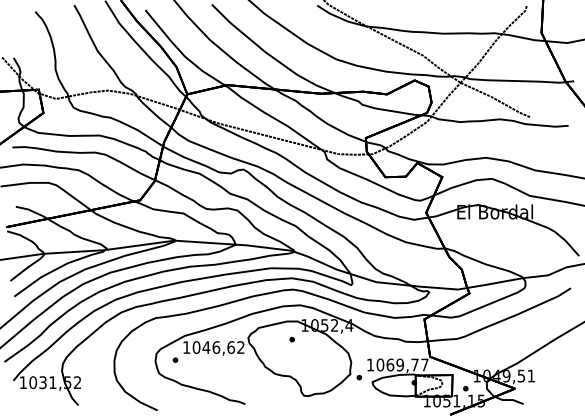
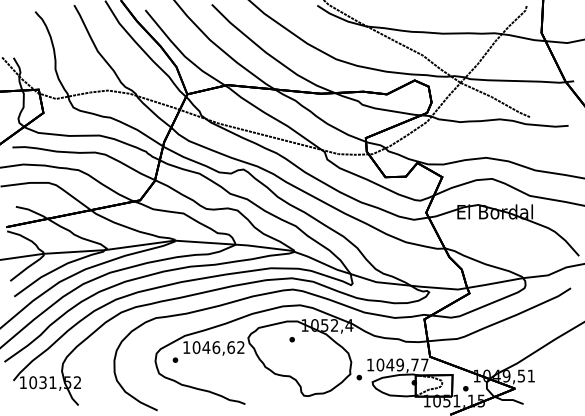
text: 1069,77 -> 1049,77 (390, 364)
